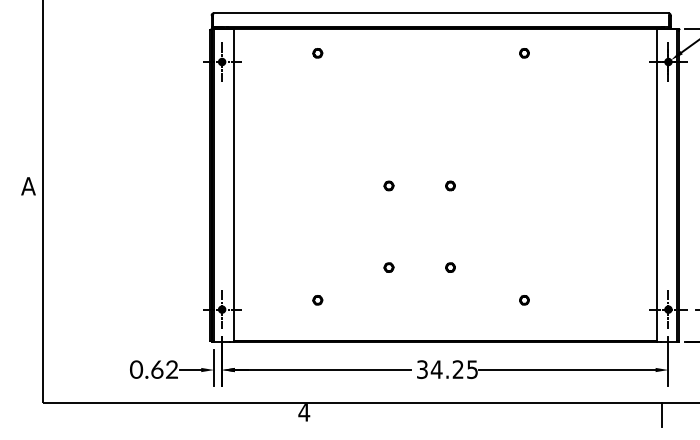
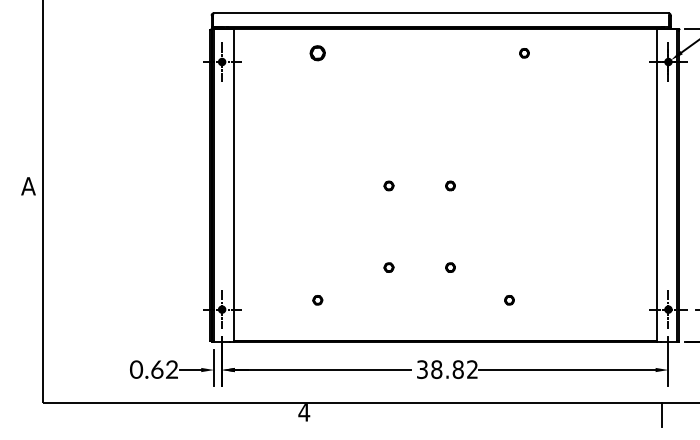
part size: 12x11 px -> 17x17 px (317, 53)
part position: (524, 300) -> (509, 300) (509, 300)
text: 34.25 -> 38.82 (453, 369)
